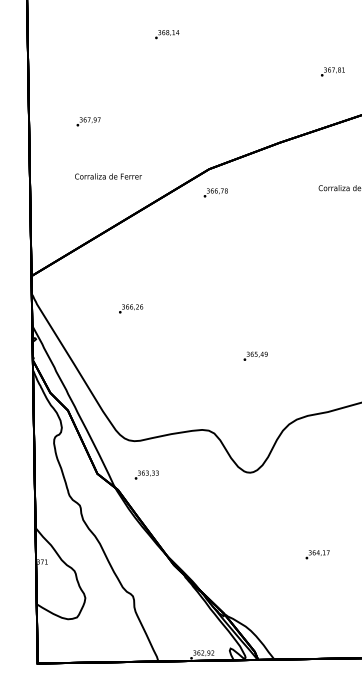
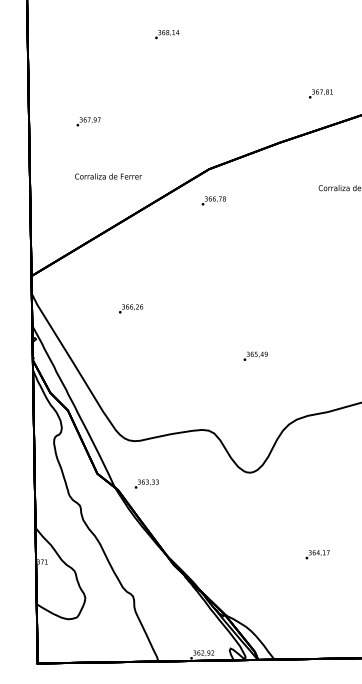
text position: (332, 71) -> (320, 93) (320, 93)
text position: (215, 192) -> (213, 200) (213, 200)
text position: (146, 474) -> (146, 483) (146, 483)
